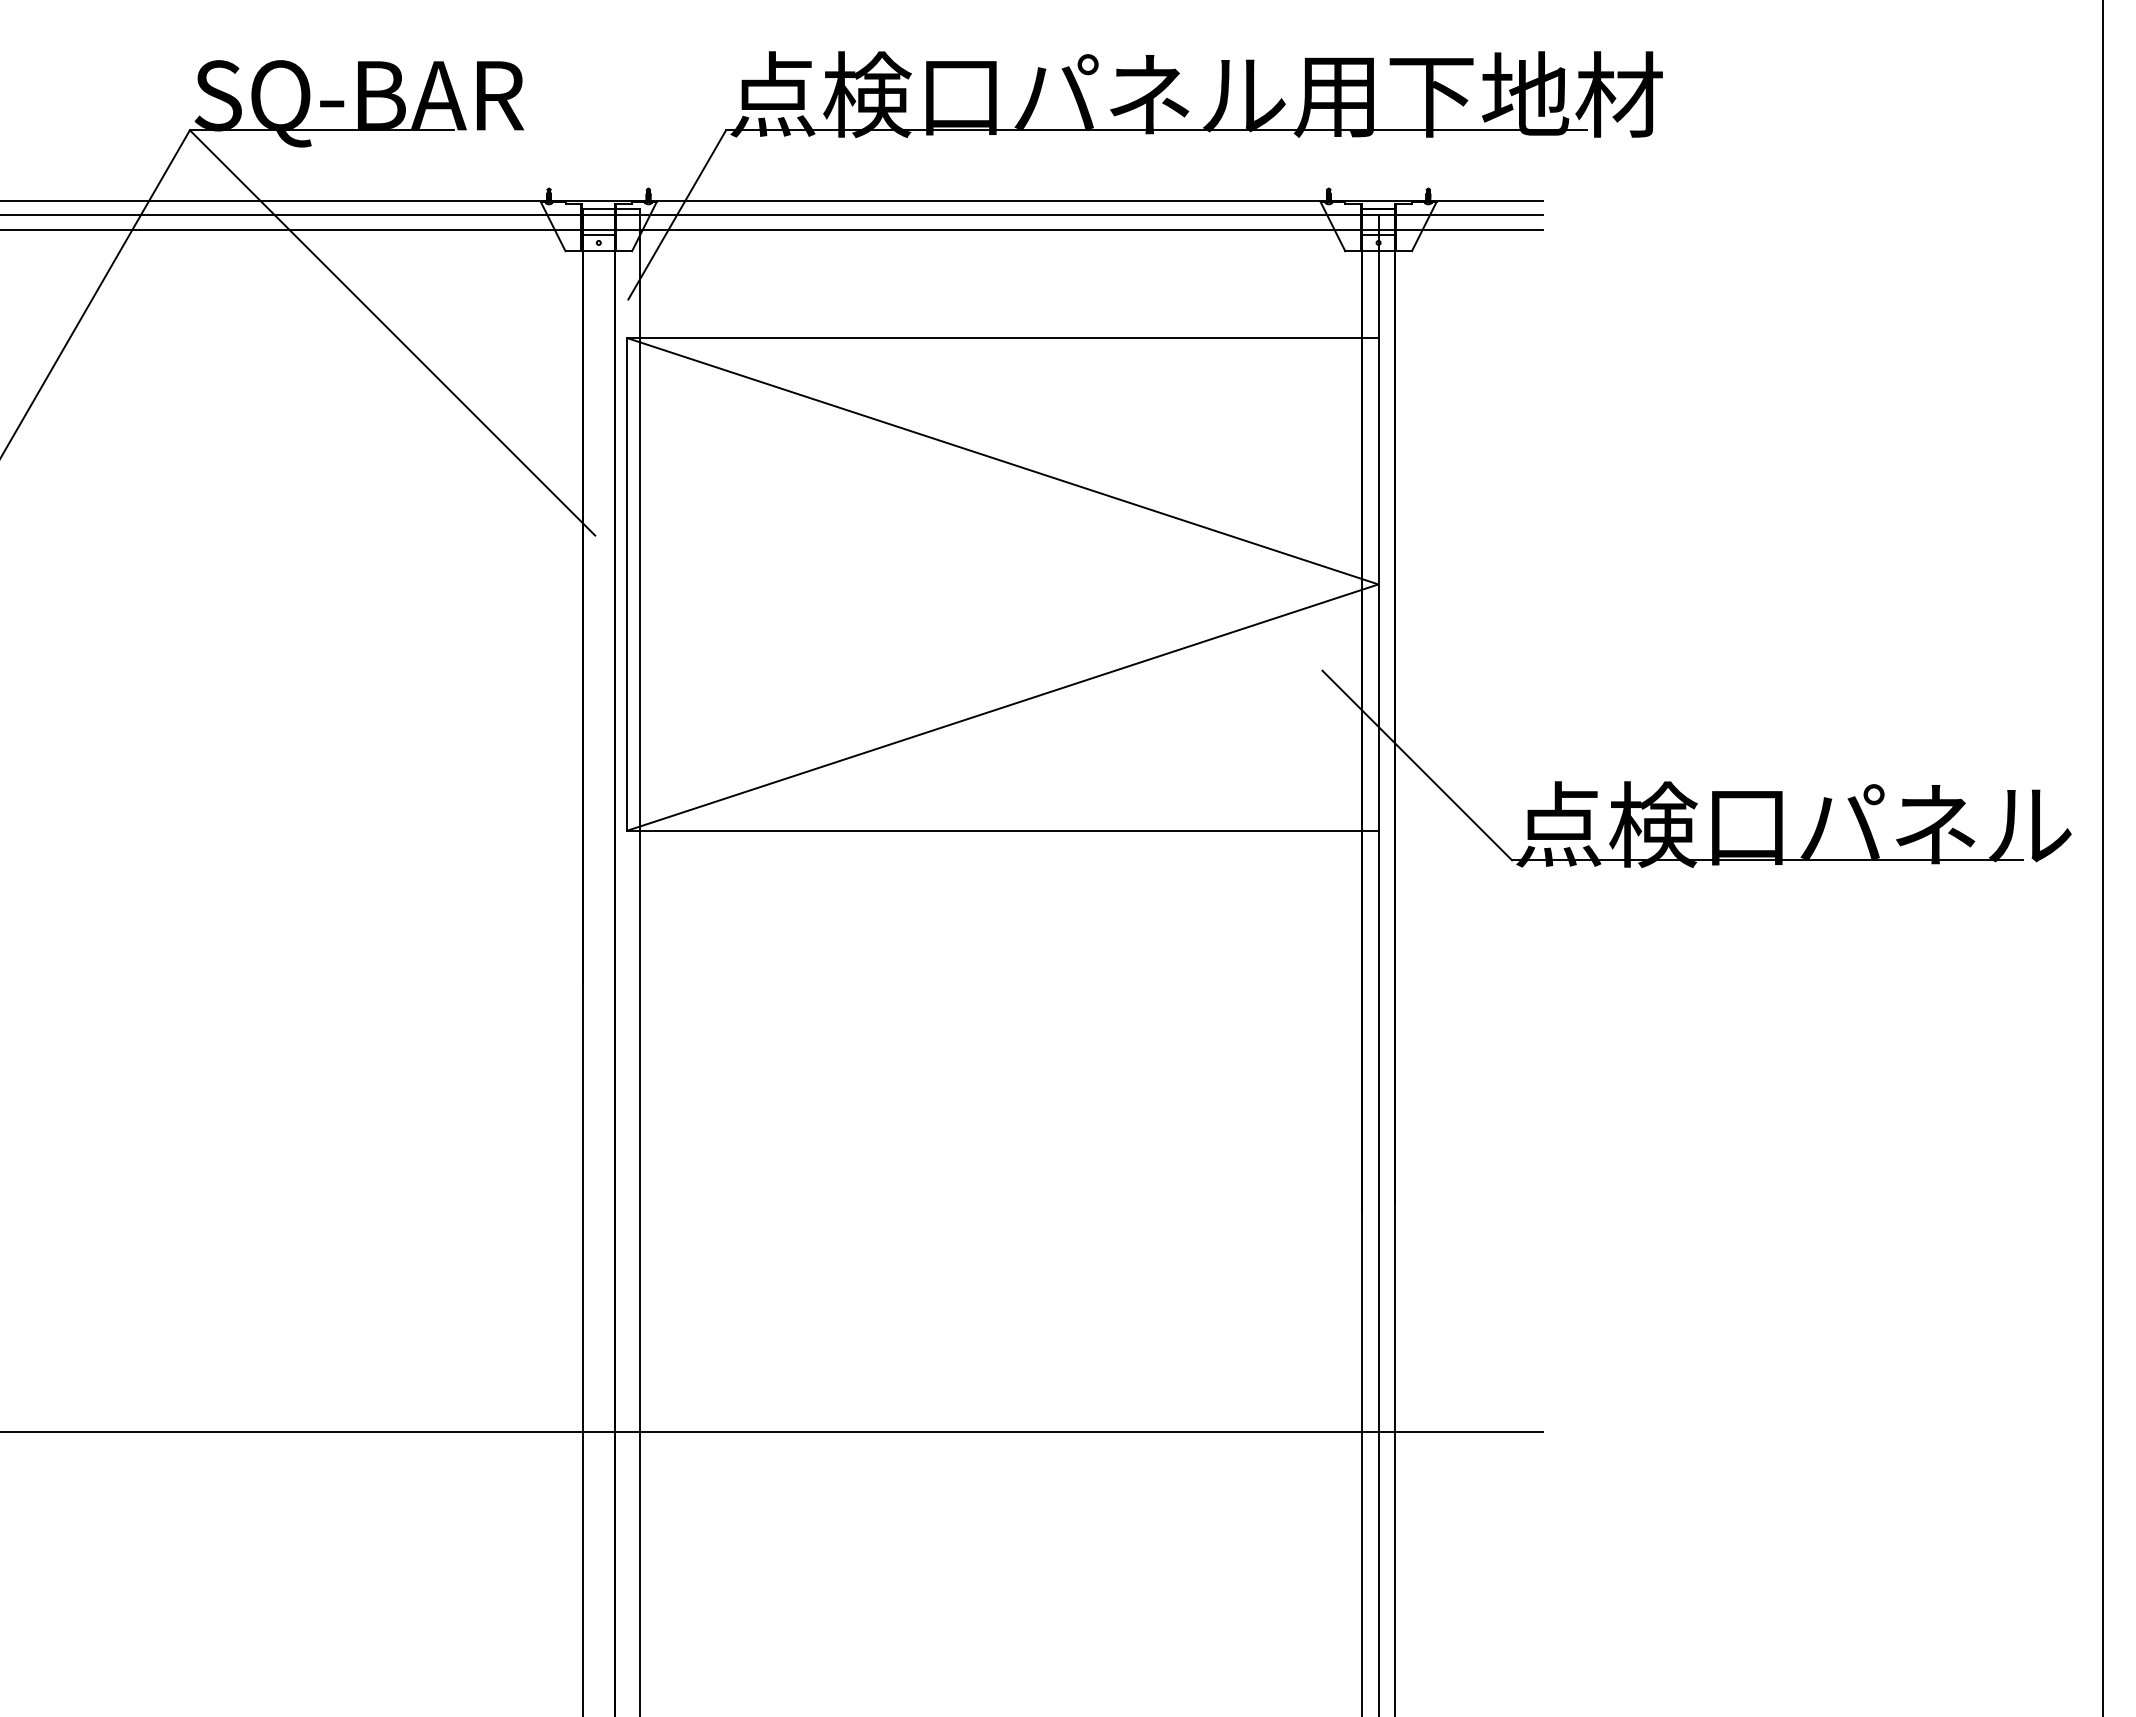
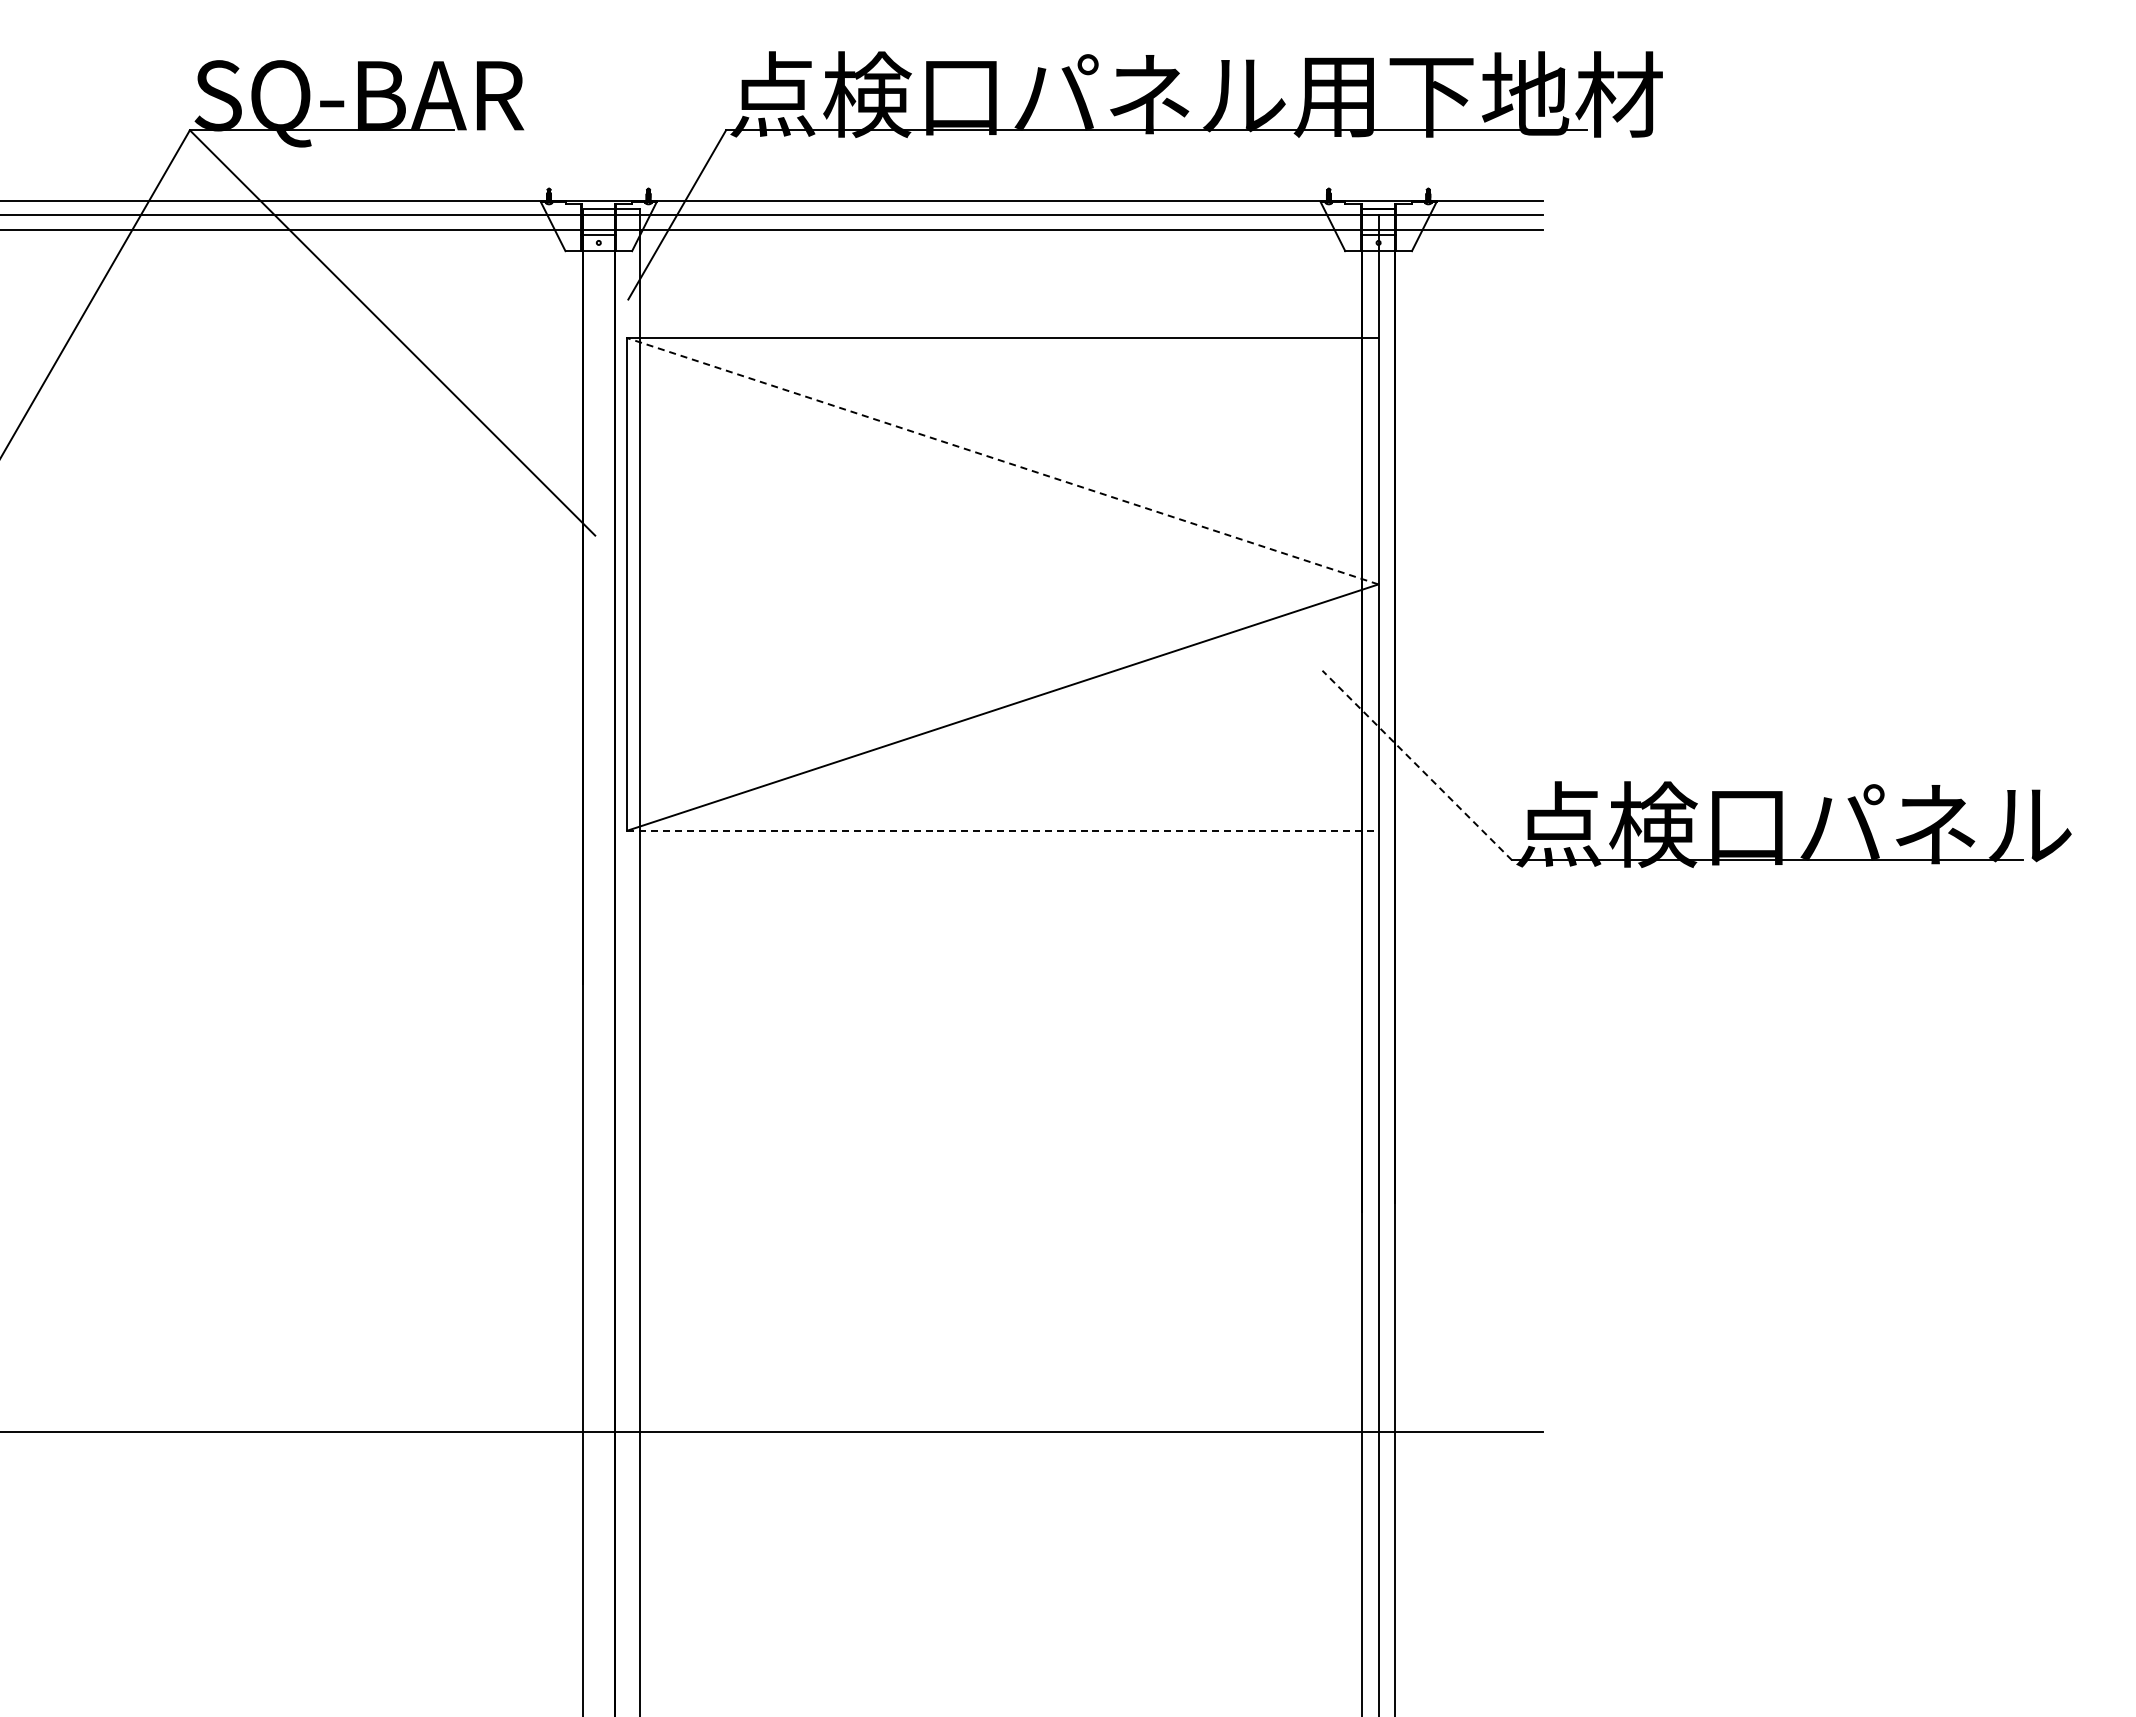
line: solid -> dashed (1002, 461)
line: solid -> dashed (1416, 765)
line: solid -> dashed (1002, 830)
line: present -> none (2102, 857)
